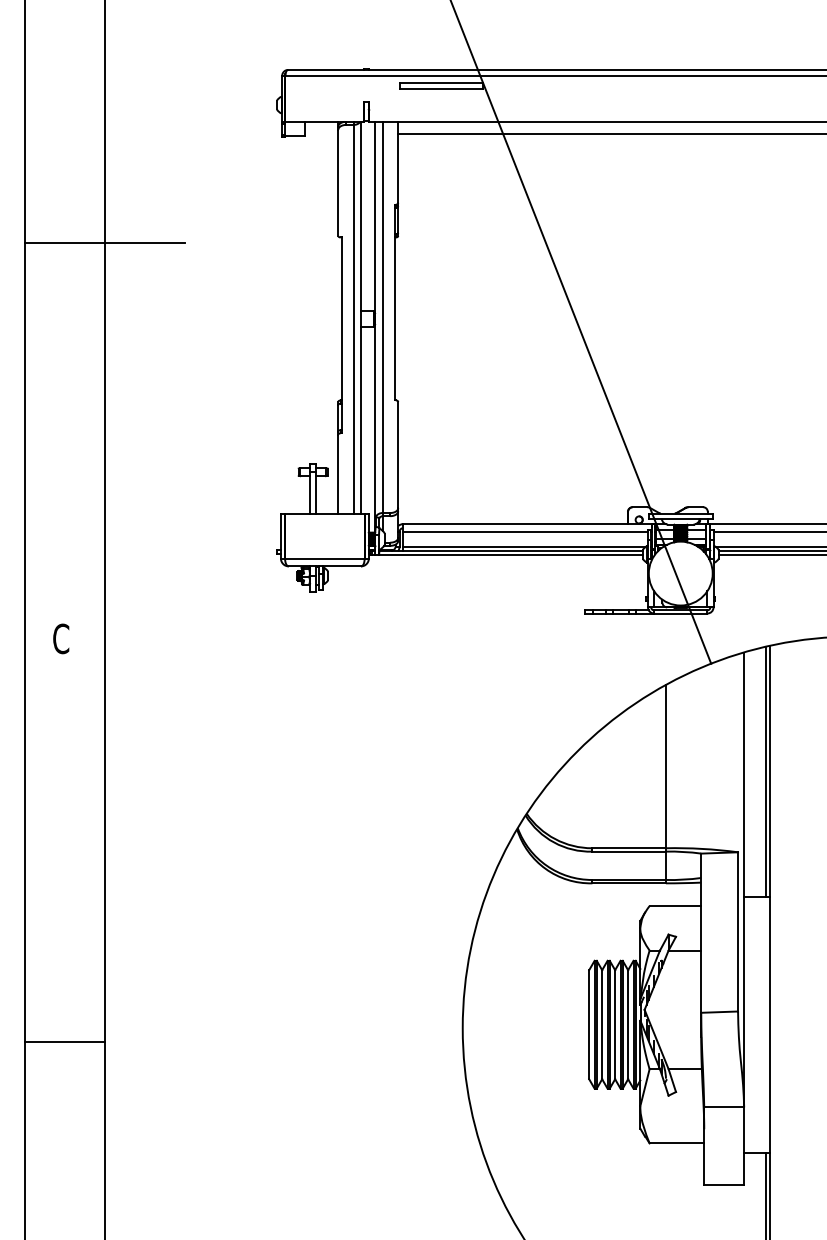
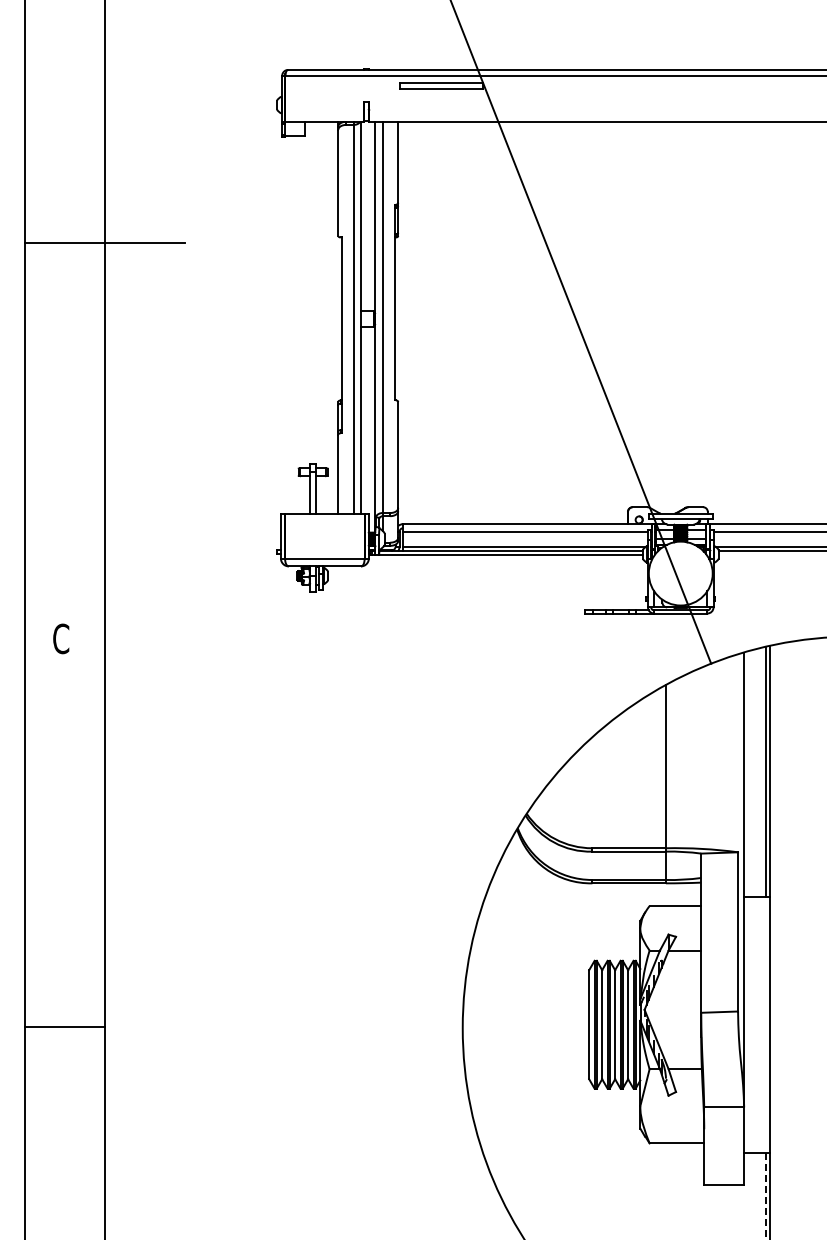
line: present -> none (610, 134)
line: present -> none (770, 555)
line position: (64, 1042) -> (64, 1027) (64, 1027)
line: solid -> dashed (765, 1196)
